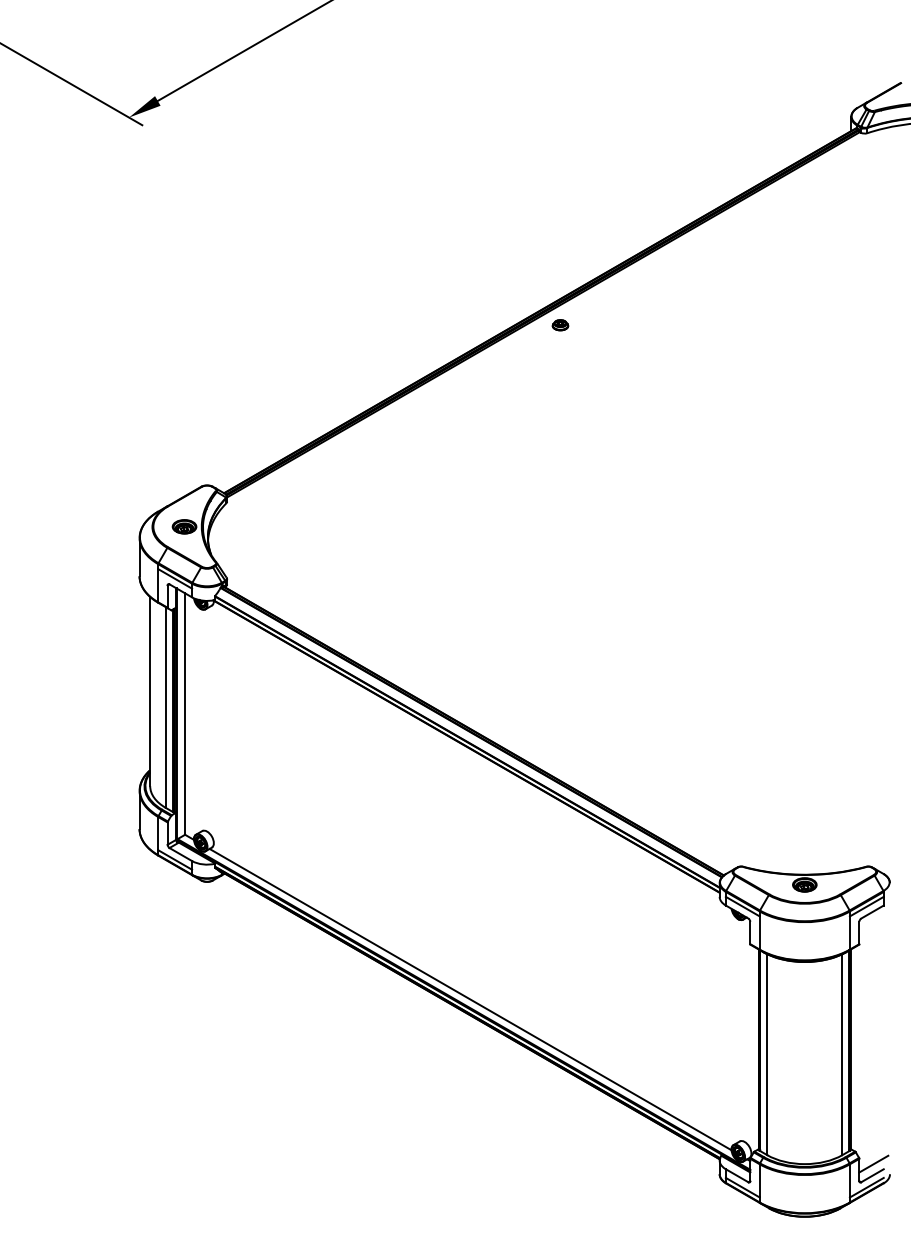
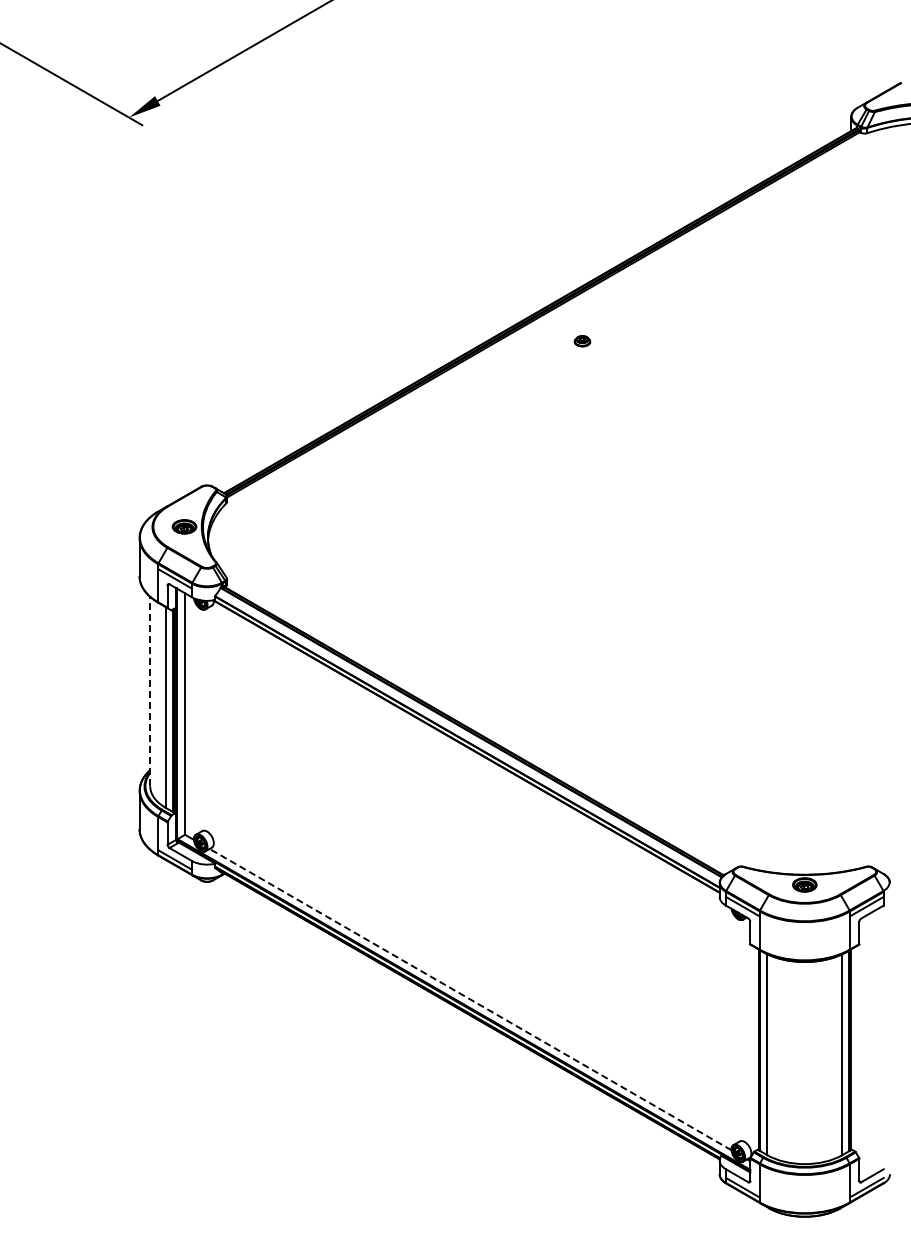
part position: (560, 325) -> (582, 341) (582, 341)
line: solid -> dashed (150, 691)
line: solid -> dashed (470, 999)
line: present -> none (873, 1163)
